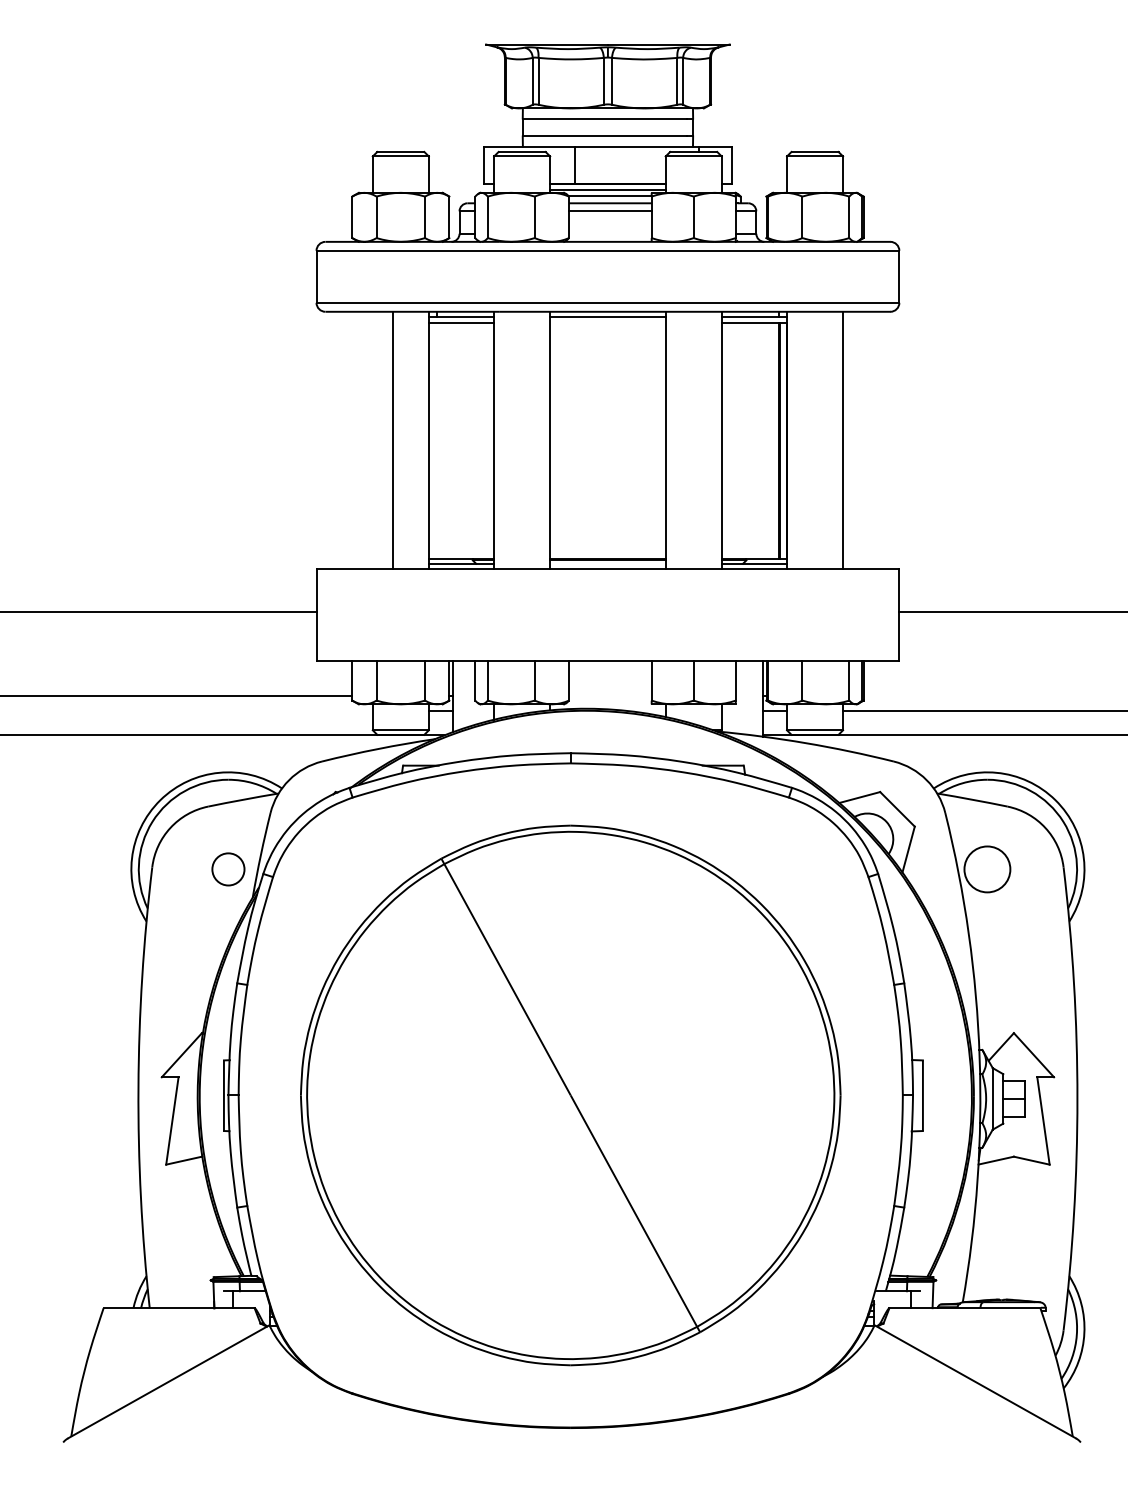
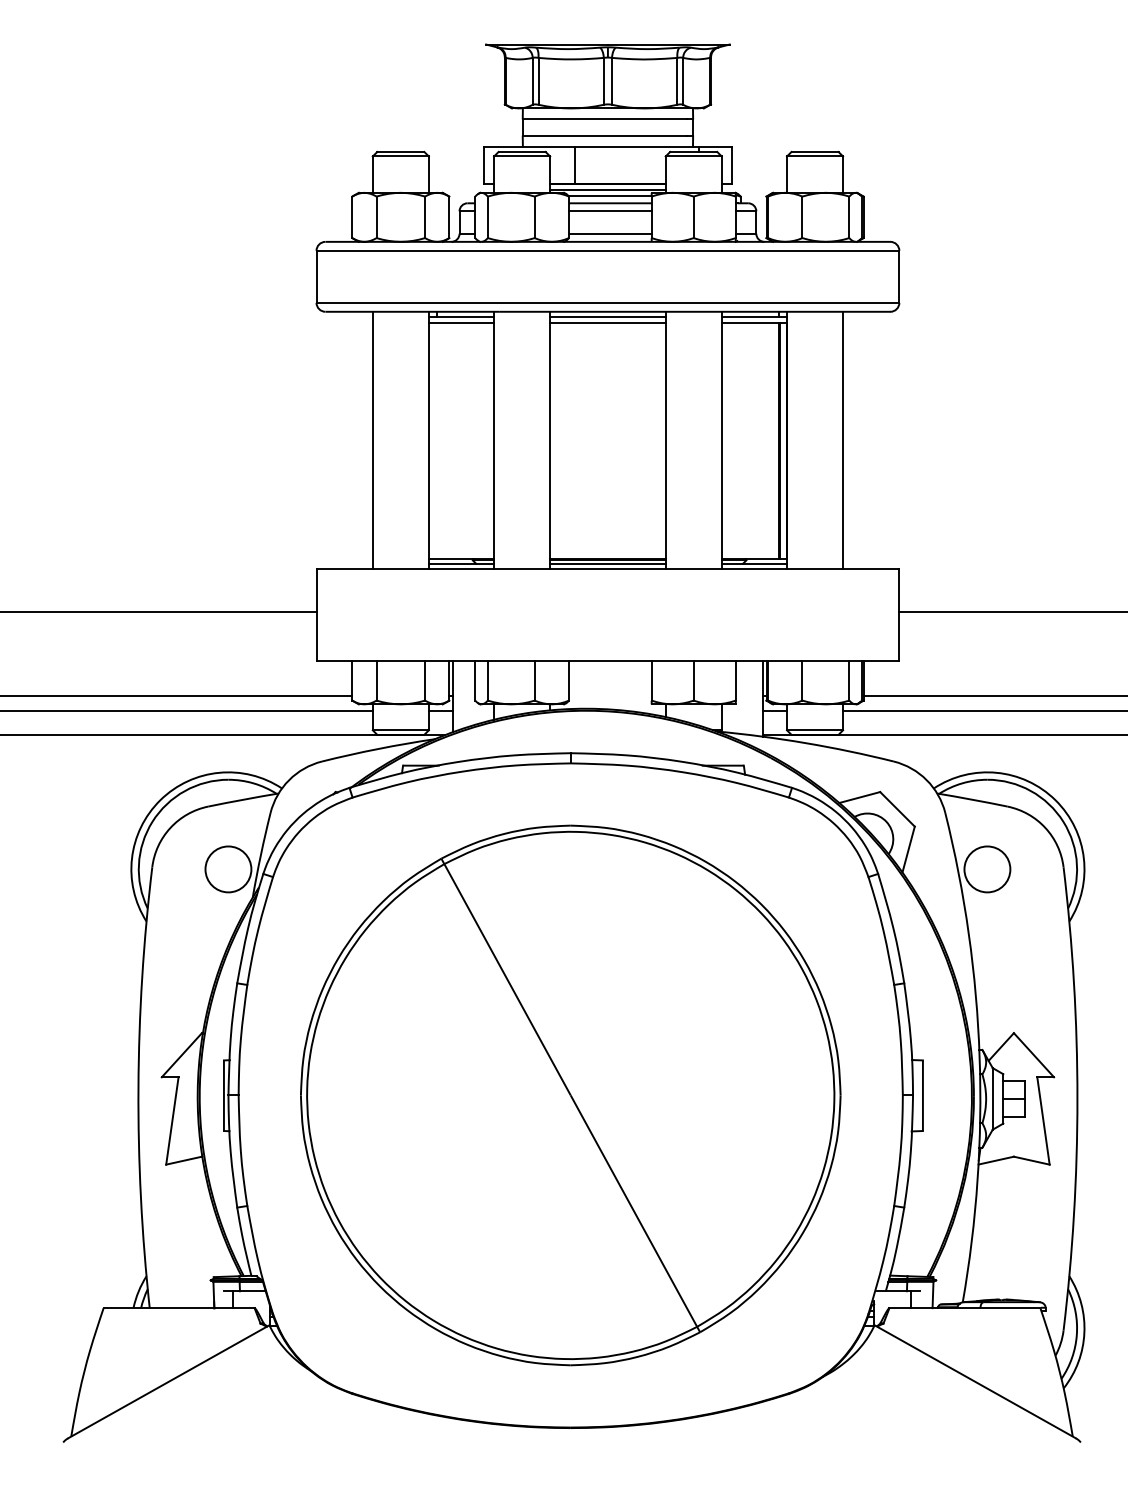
line: none -> present (610, 233)
line: none -> present (607, 323)
line position: (392, 440) -> (372, 440) (372, 440)
line: none -> present (607, 563)
line: none -> present (993, 696)
line: none -> present (187, 710)
circle diameter: 32 px -> 46 px (228, 869)
